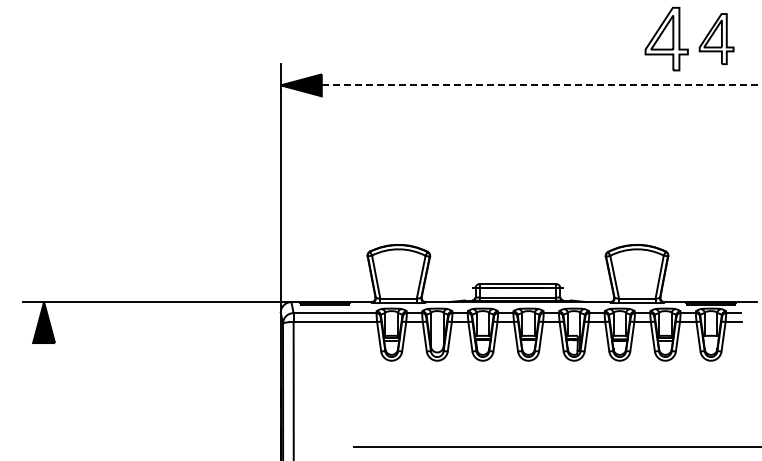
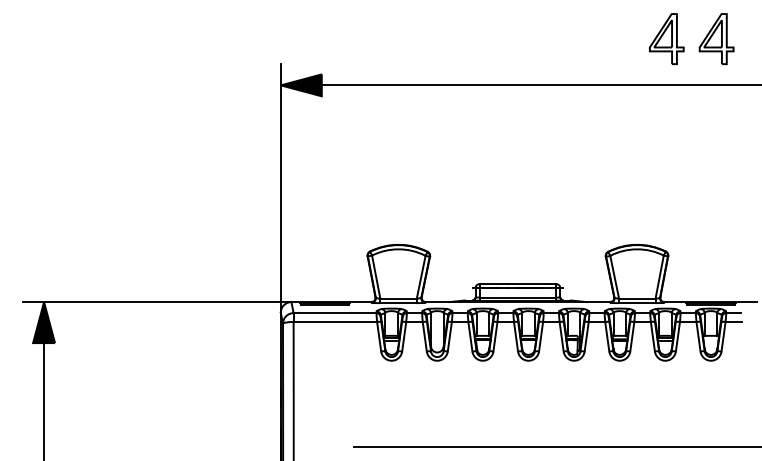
part size: 45x66 px -> 36x52 px (666, 38)
line: dashed -> solid (541, 85)
line: none -> present (44, 400)
